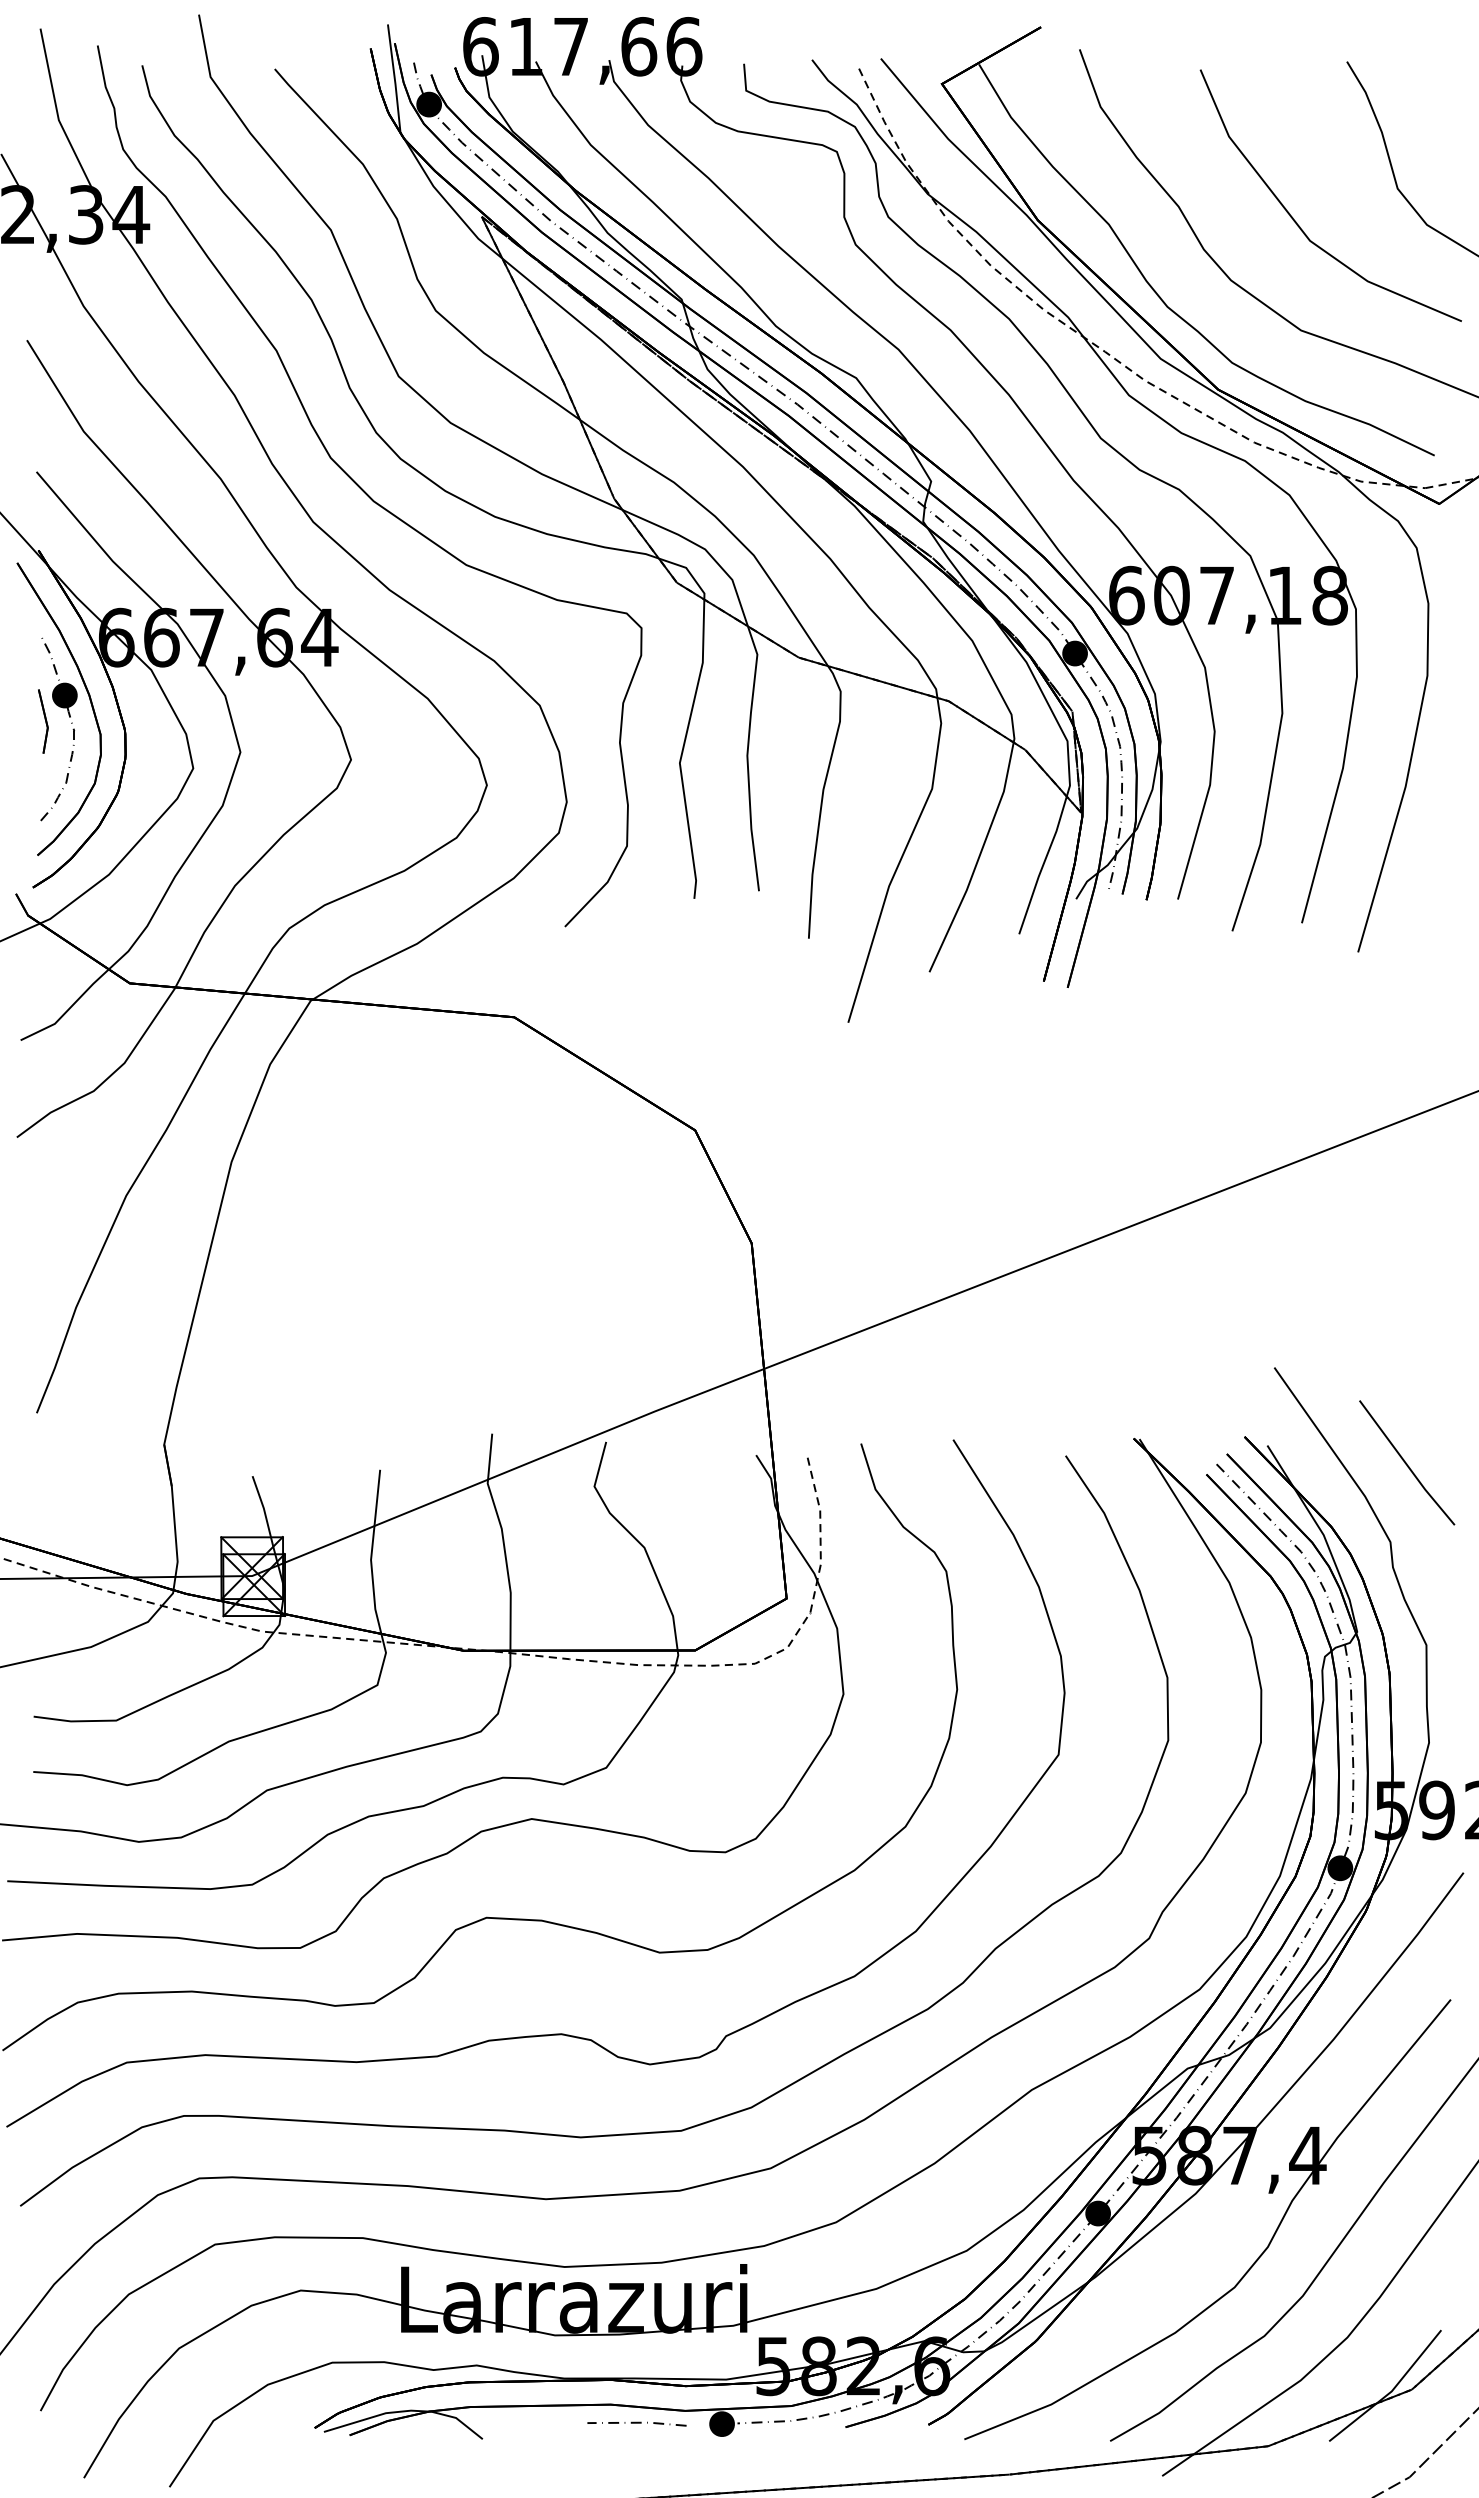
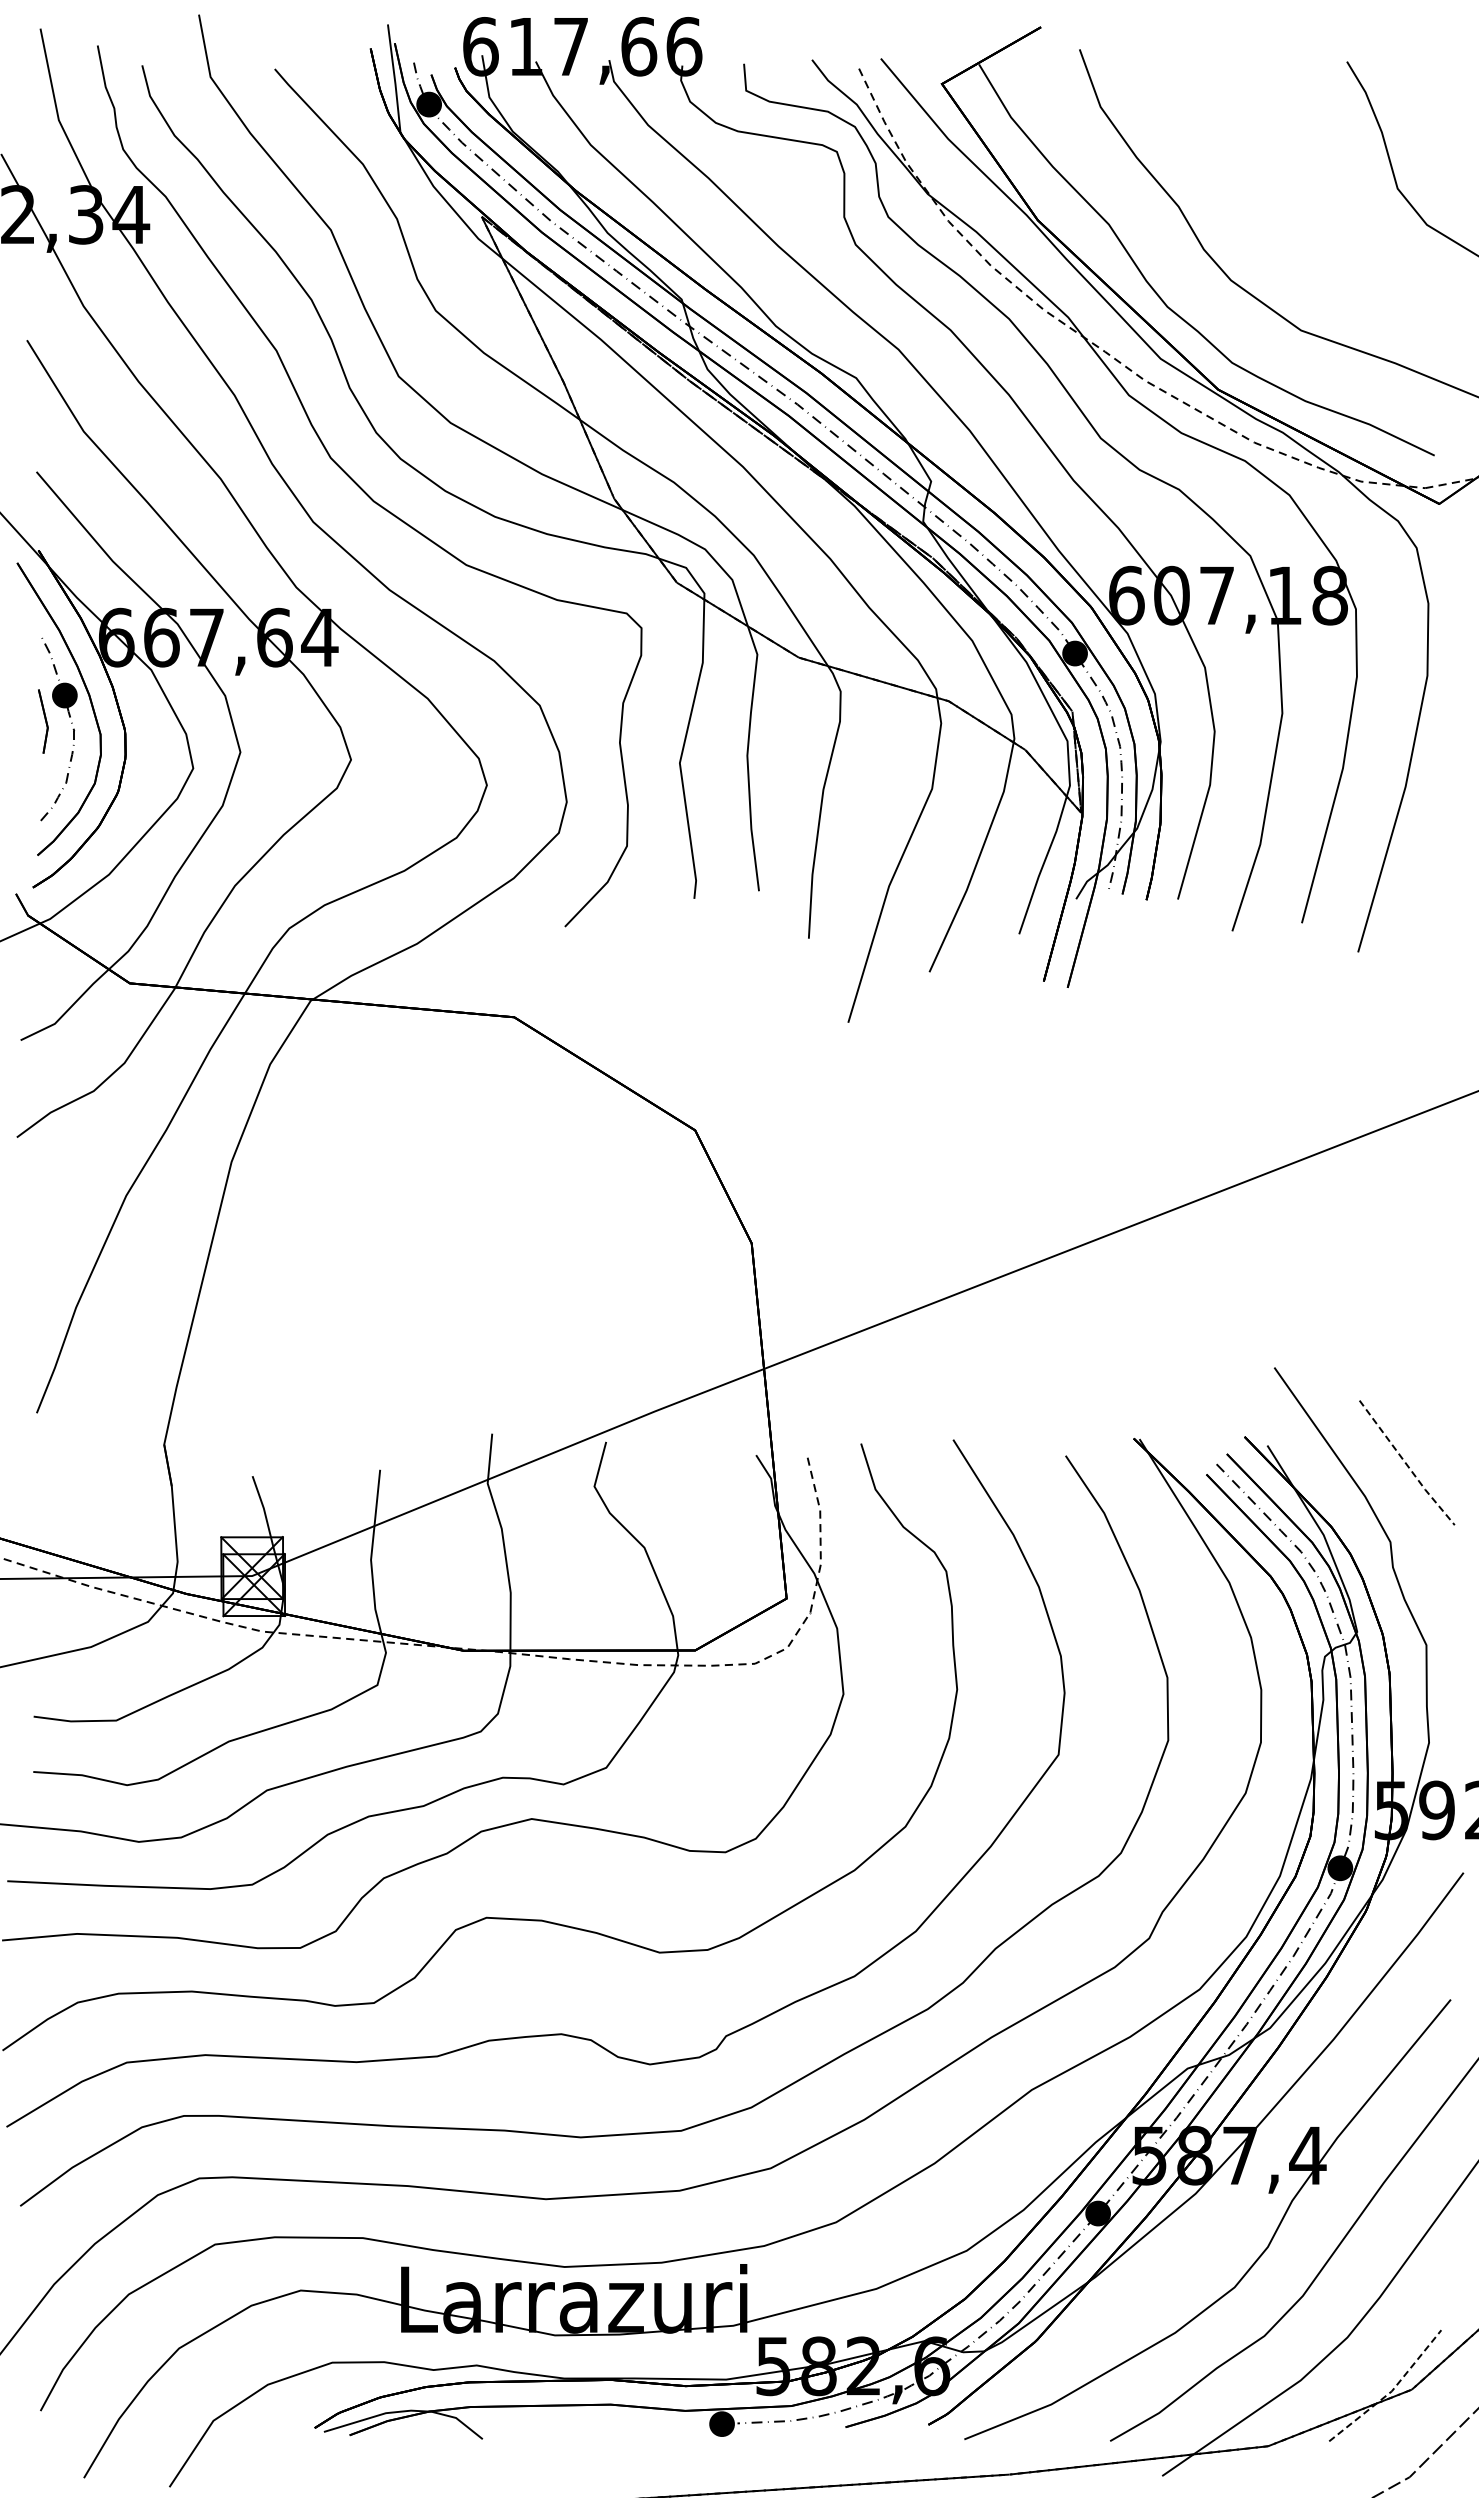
line: present -> none (1296, 221)
line: solid -> dashed (1406, 1464)
line: solid -> dashed (1391, 2391)
line: present -> none (636, 2423)
